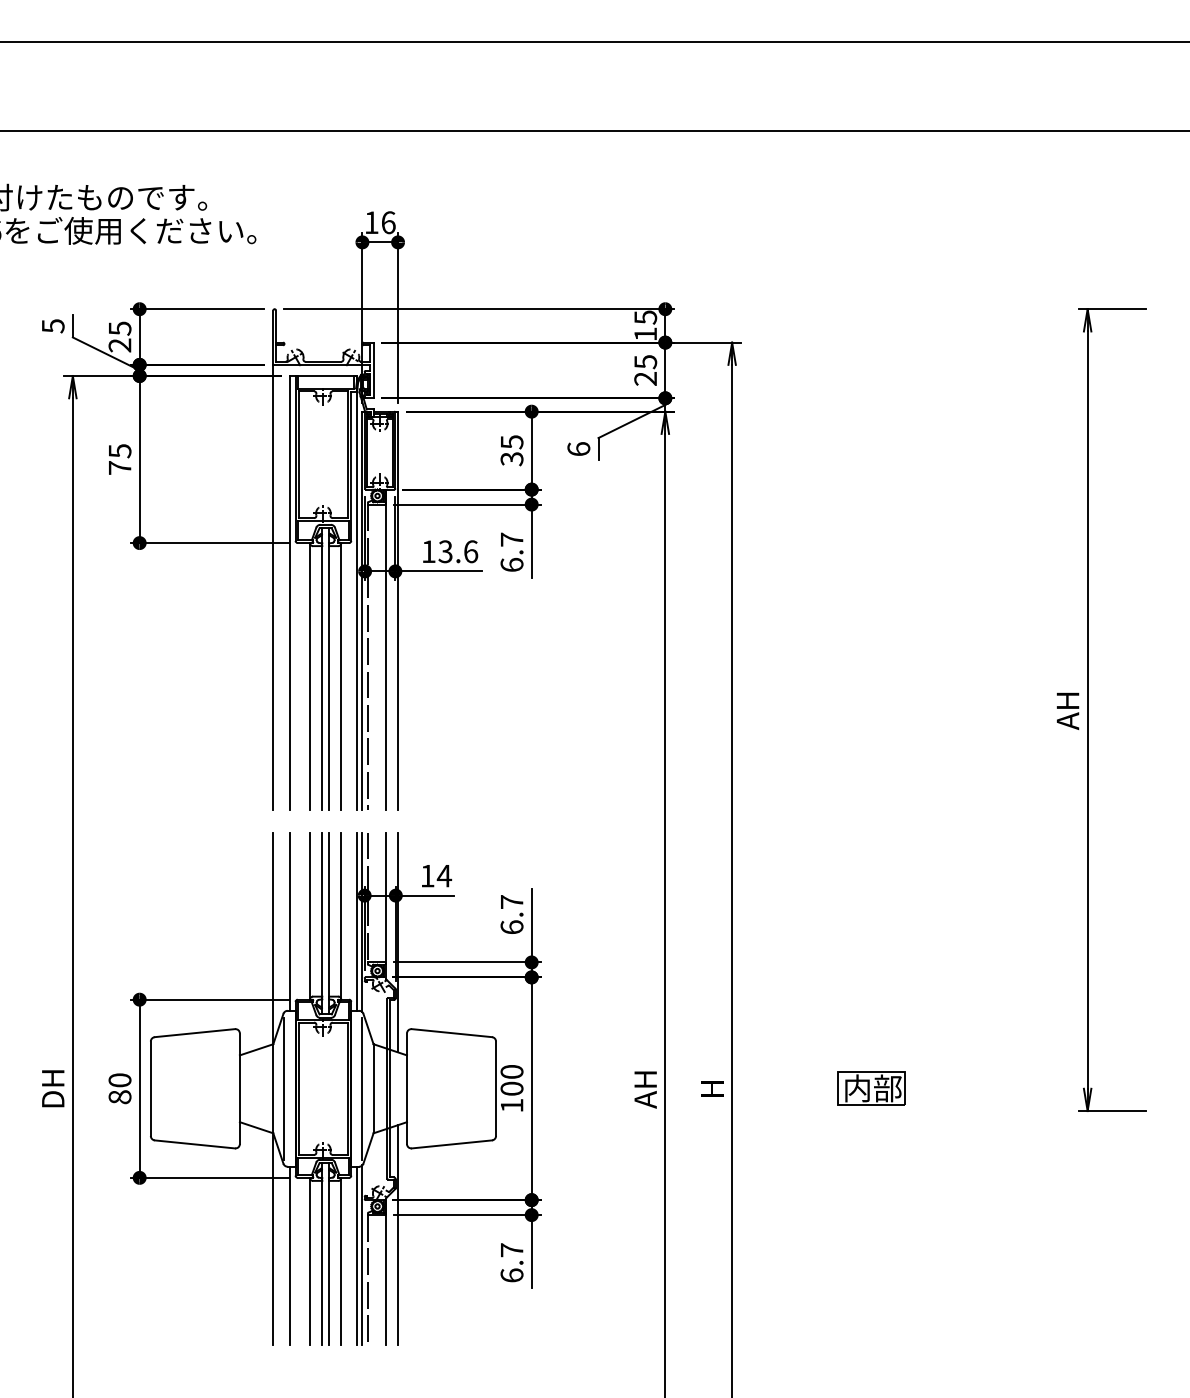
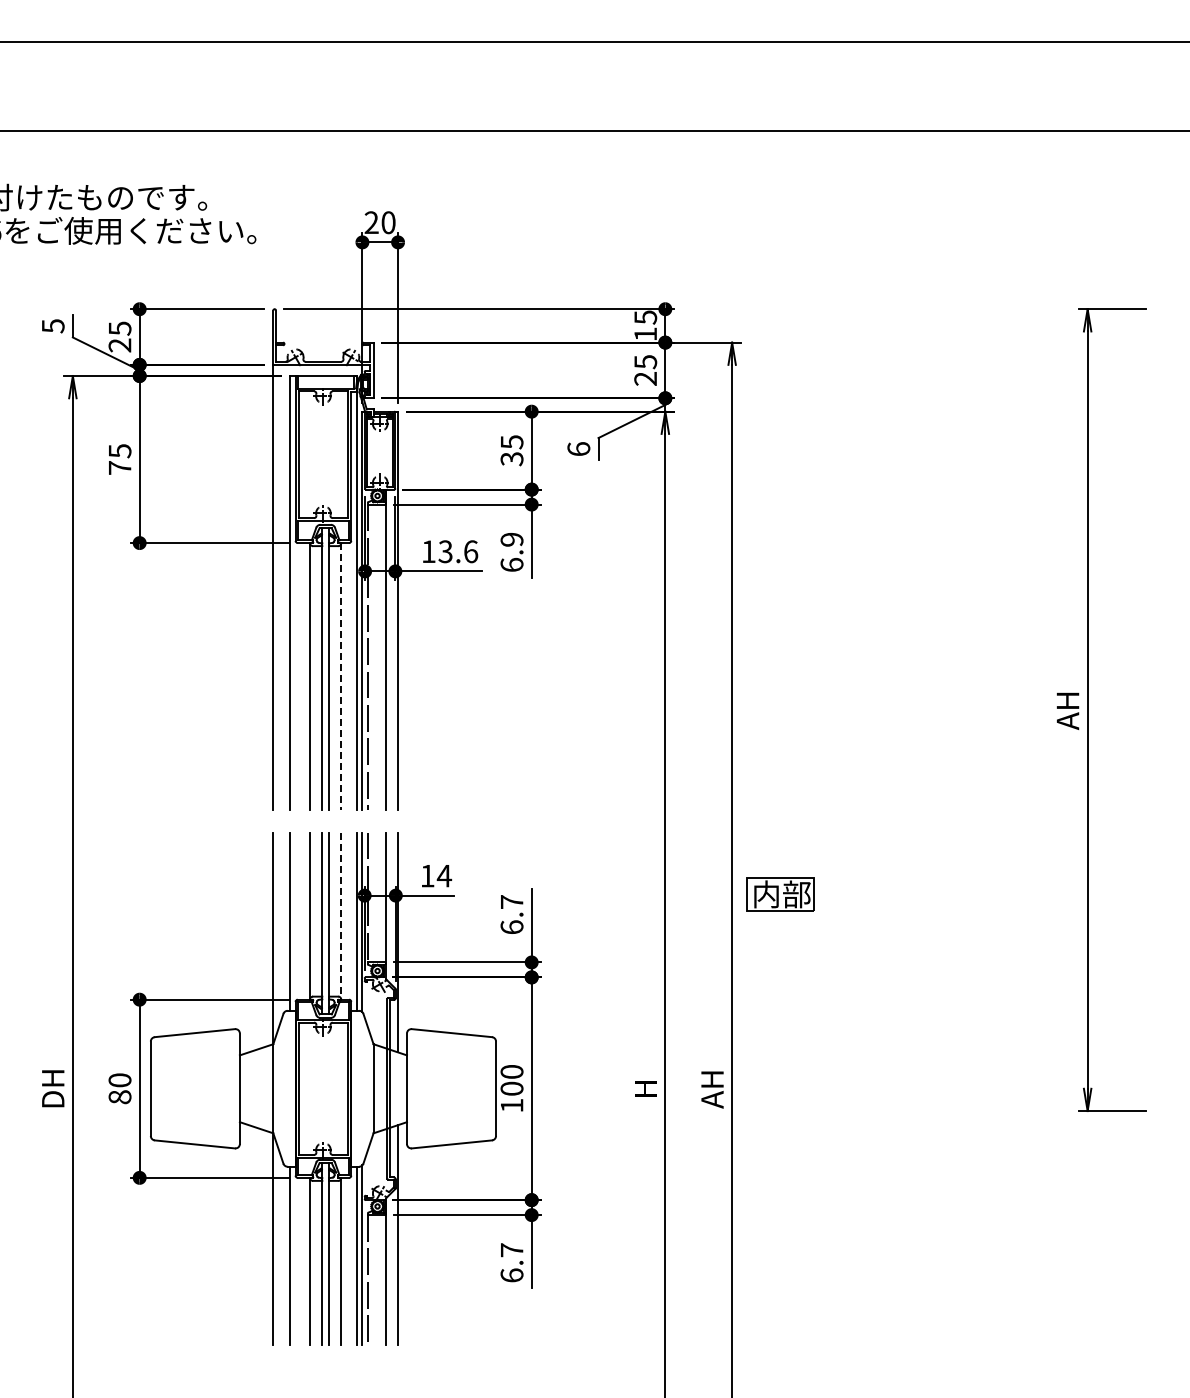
text: 16 -> 20 (379, 222)
text: 6.7 -> 6.9 (511, 539)
line: solid -> dashed (341, 676)
line: solid -> dashed (341, 916)
line: present -> none (284, 1088)
line: present -> none (362, 1088)
part position: (871, 1088) -> (780, 894) (780, 894)
text: AH -> H (645, 1089)
text: H -> AH (712, 1089)
